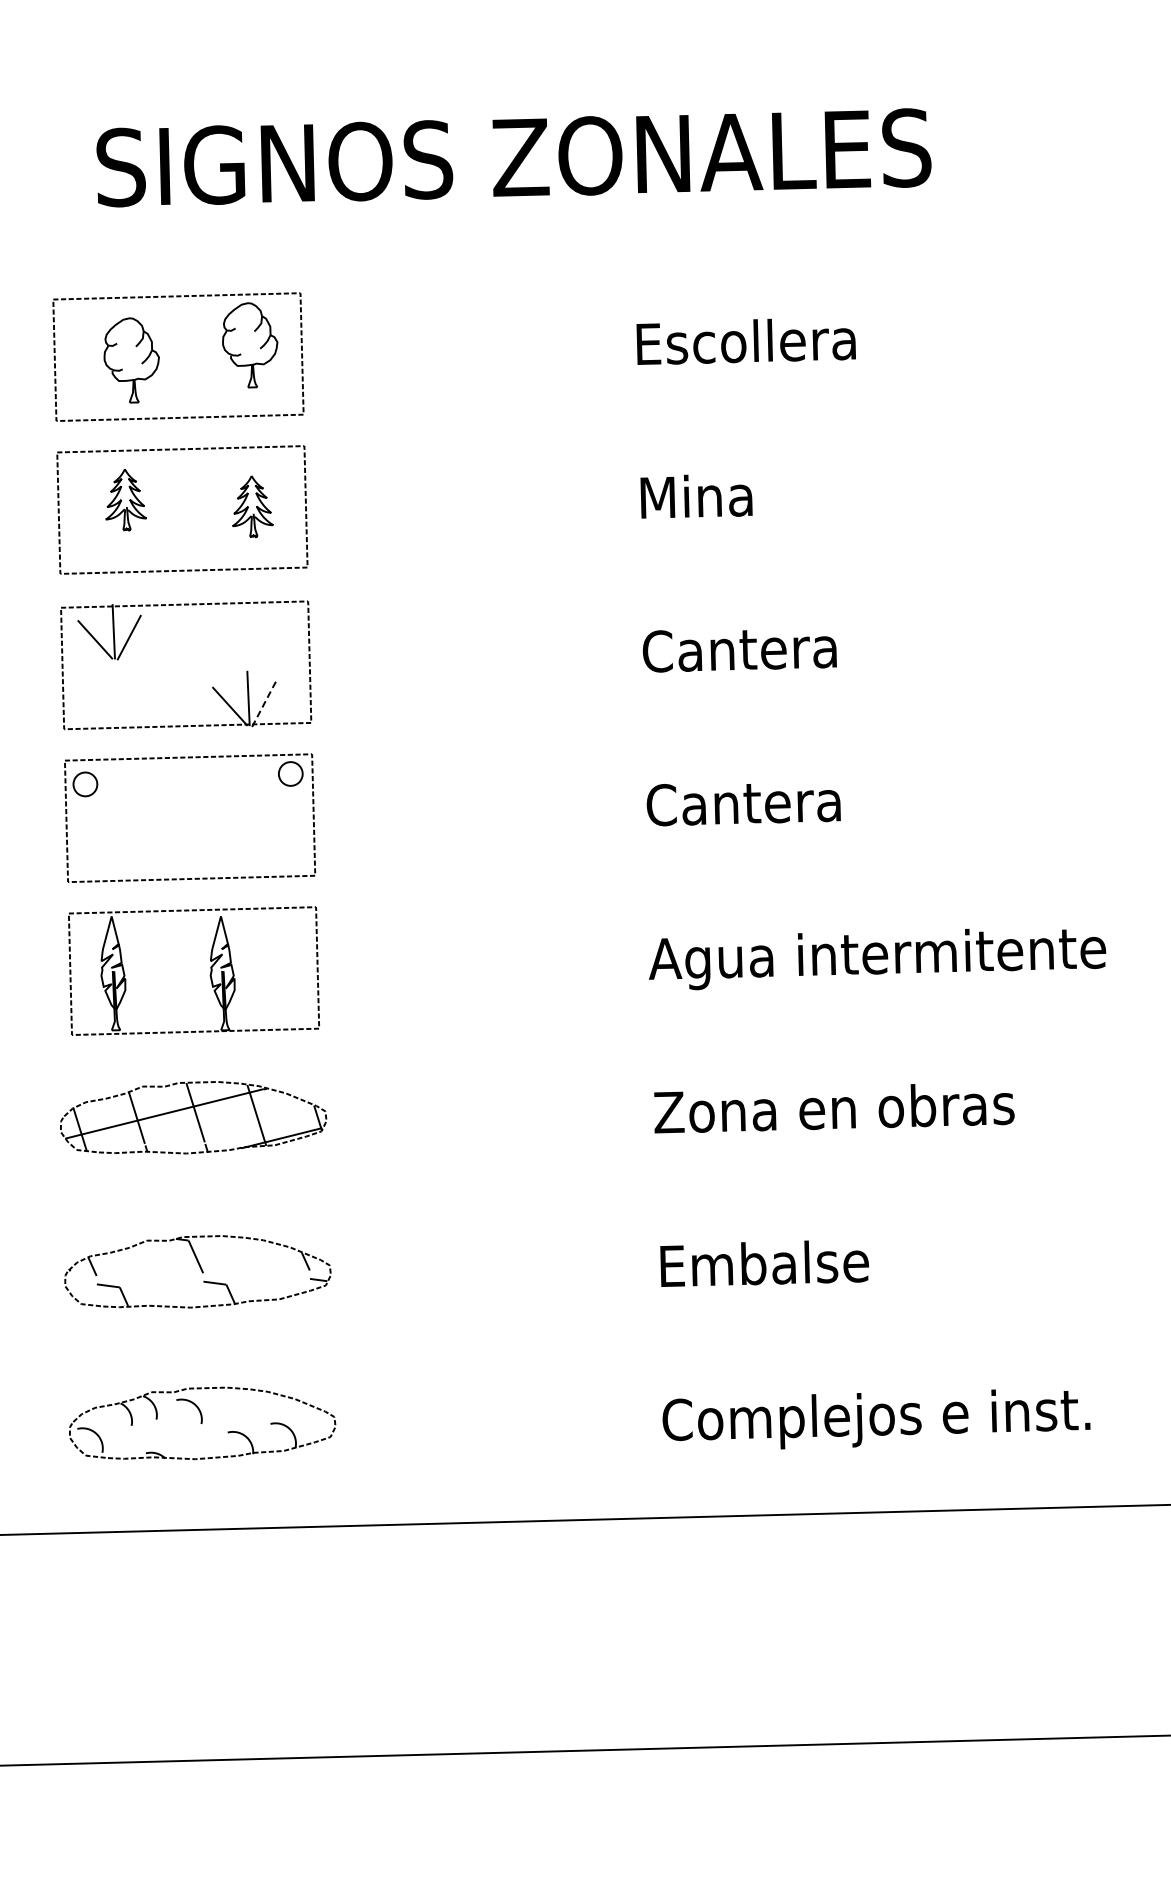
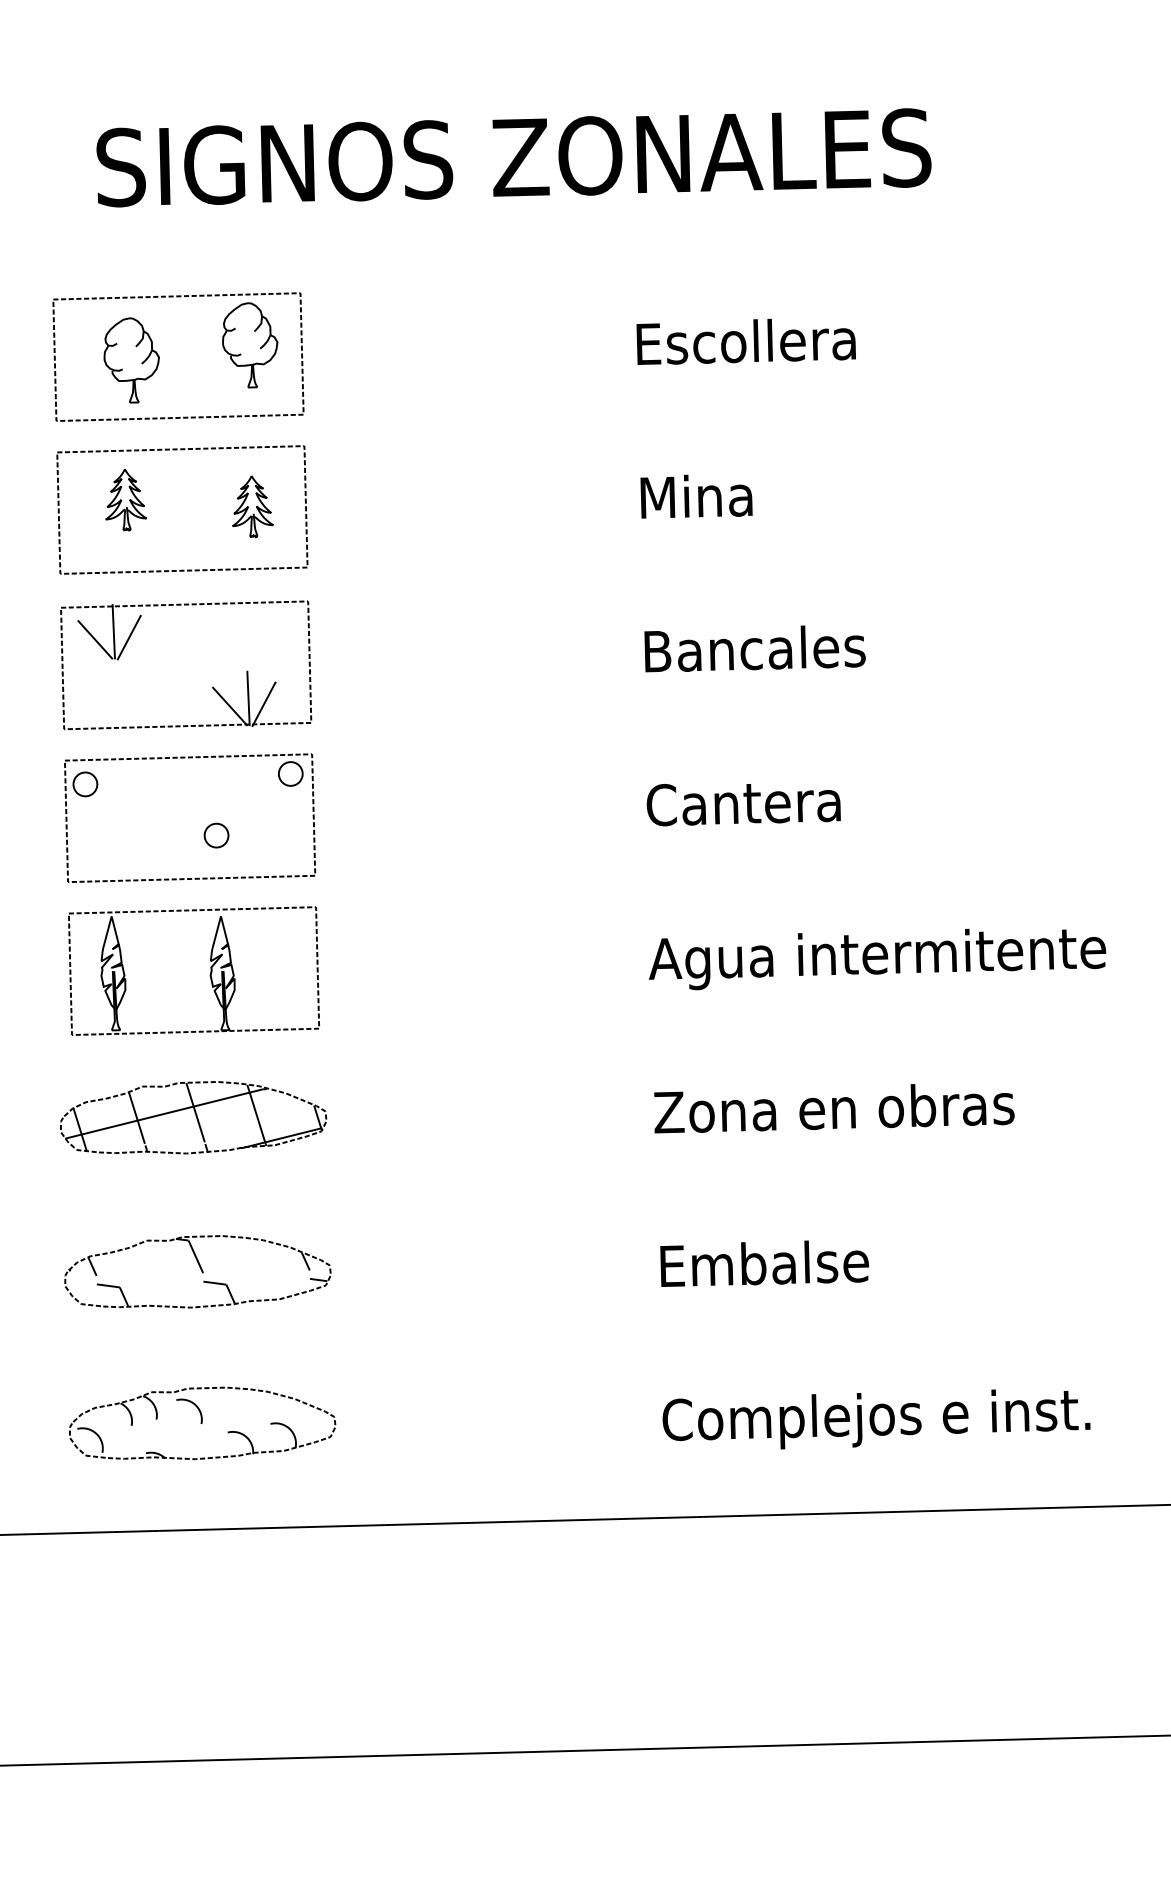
text: Cantera -> Bancales (753, 648)
line: dashed -> solid (264, 704)
part: none -> present (216, 835)
